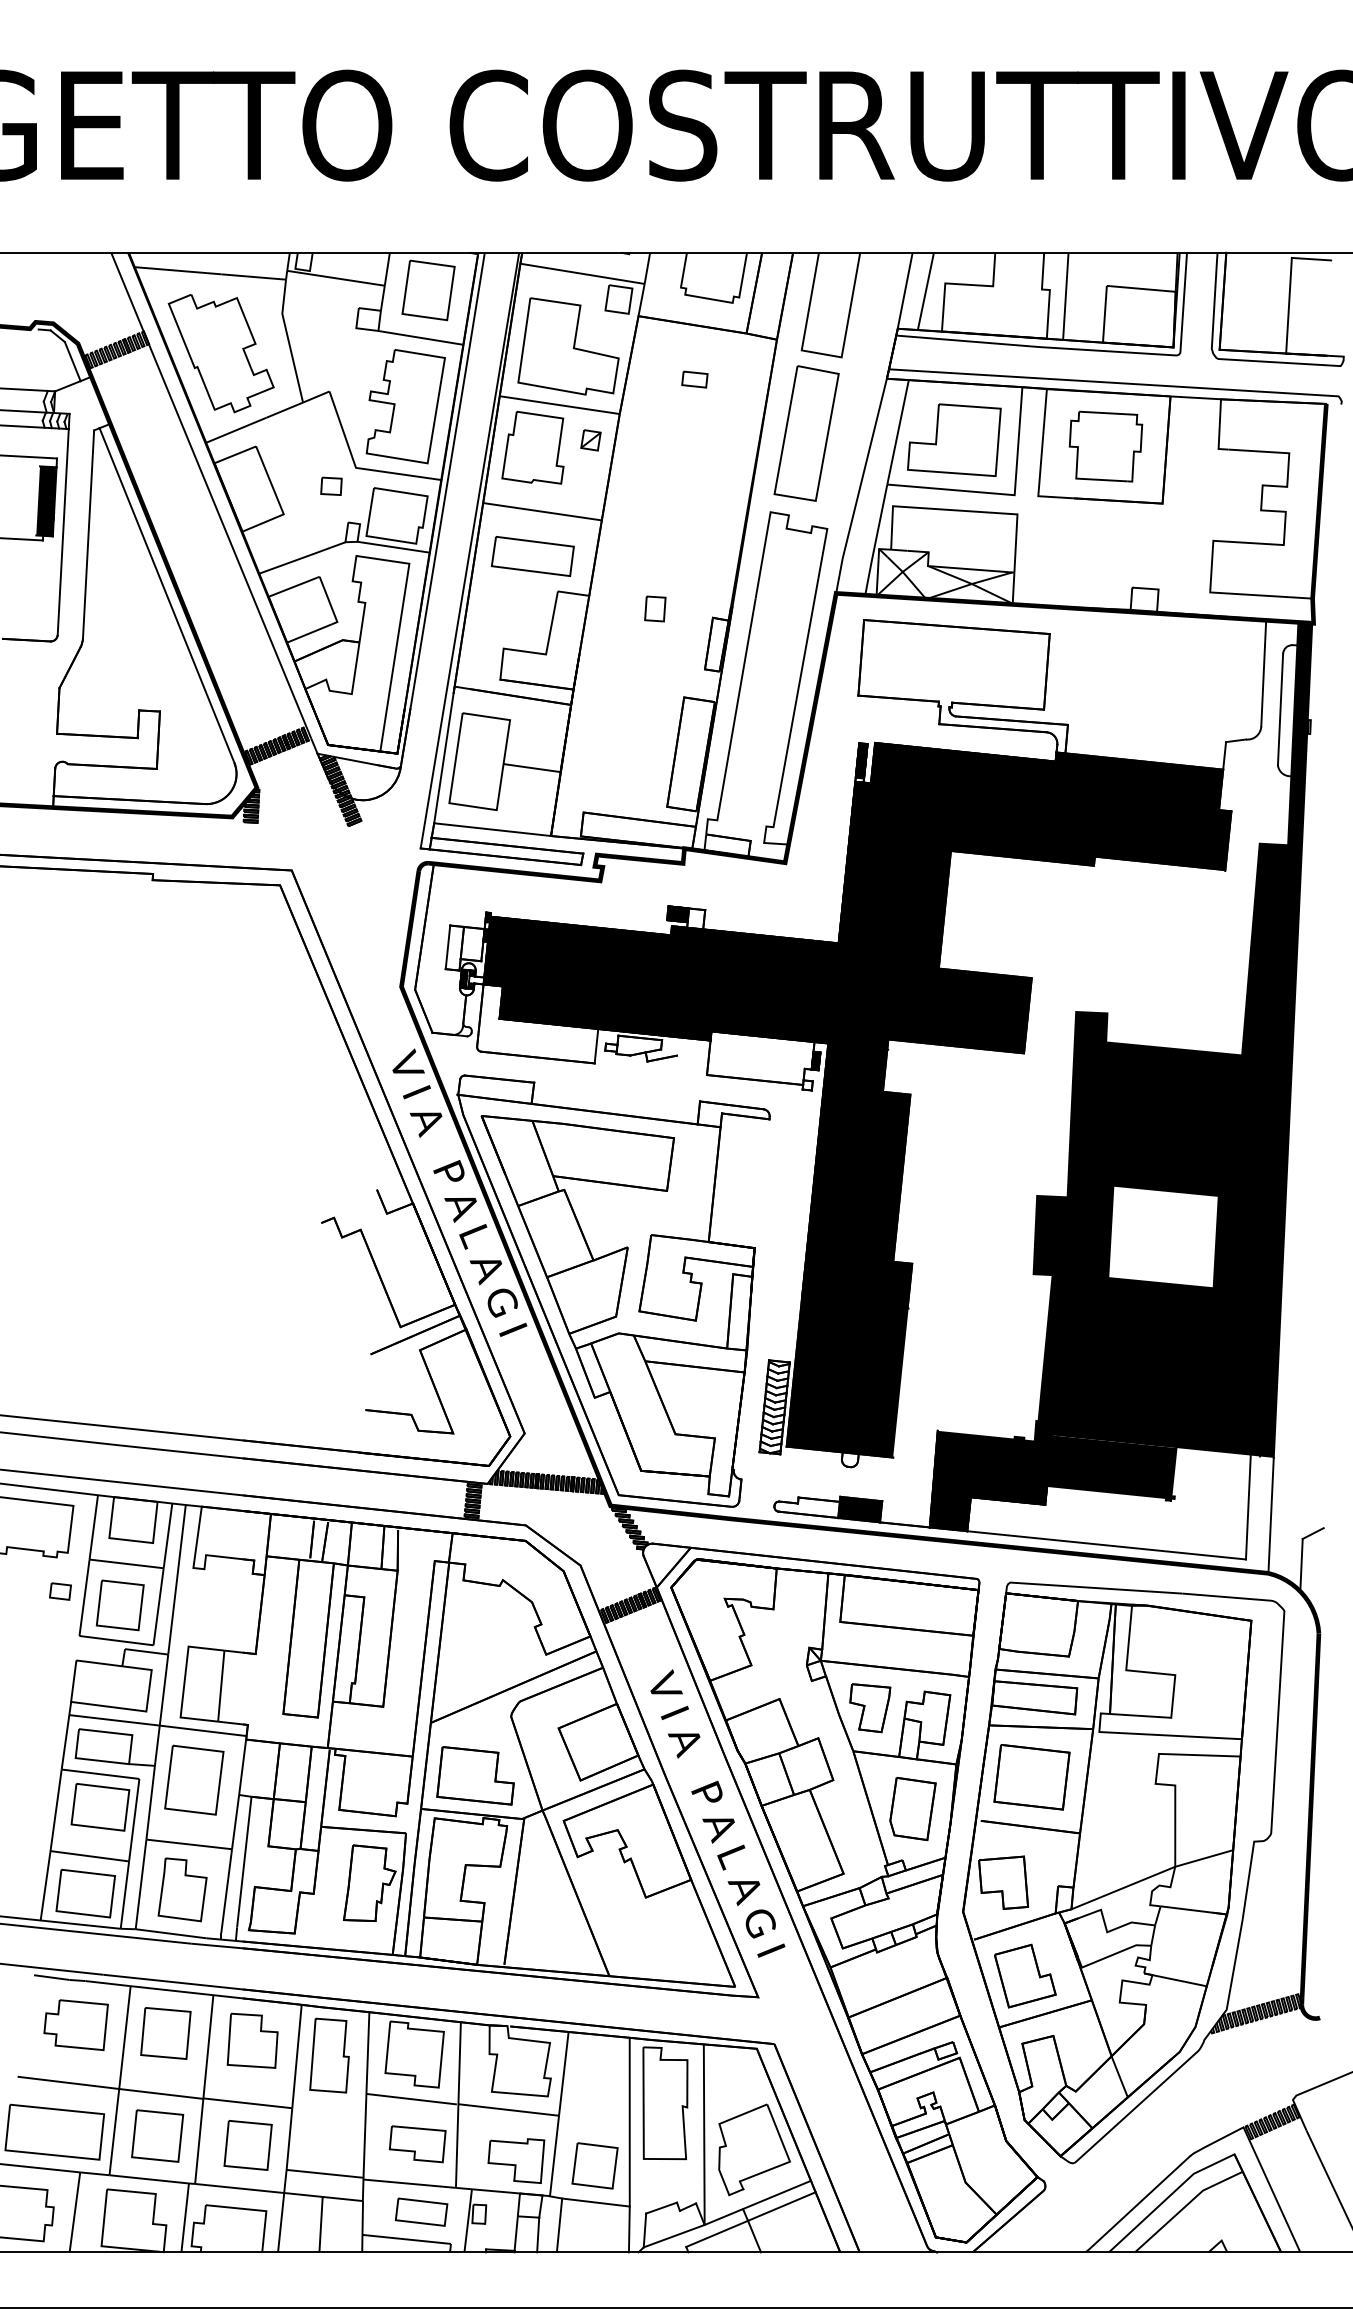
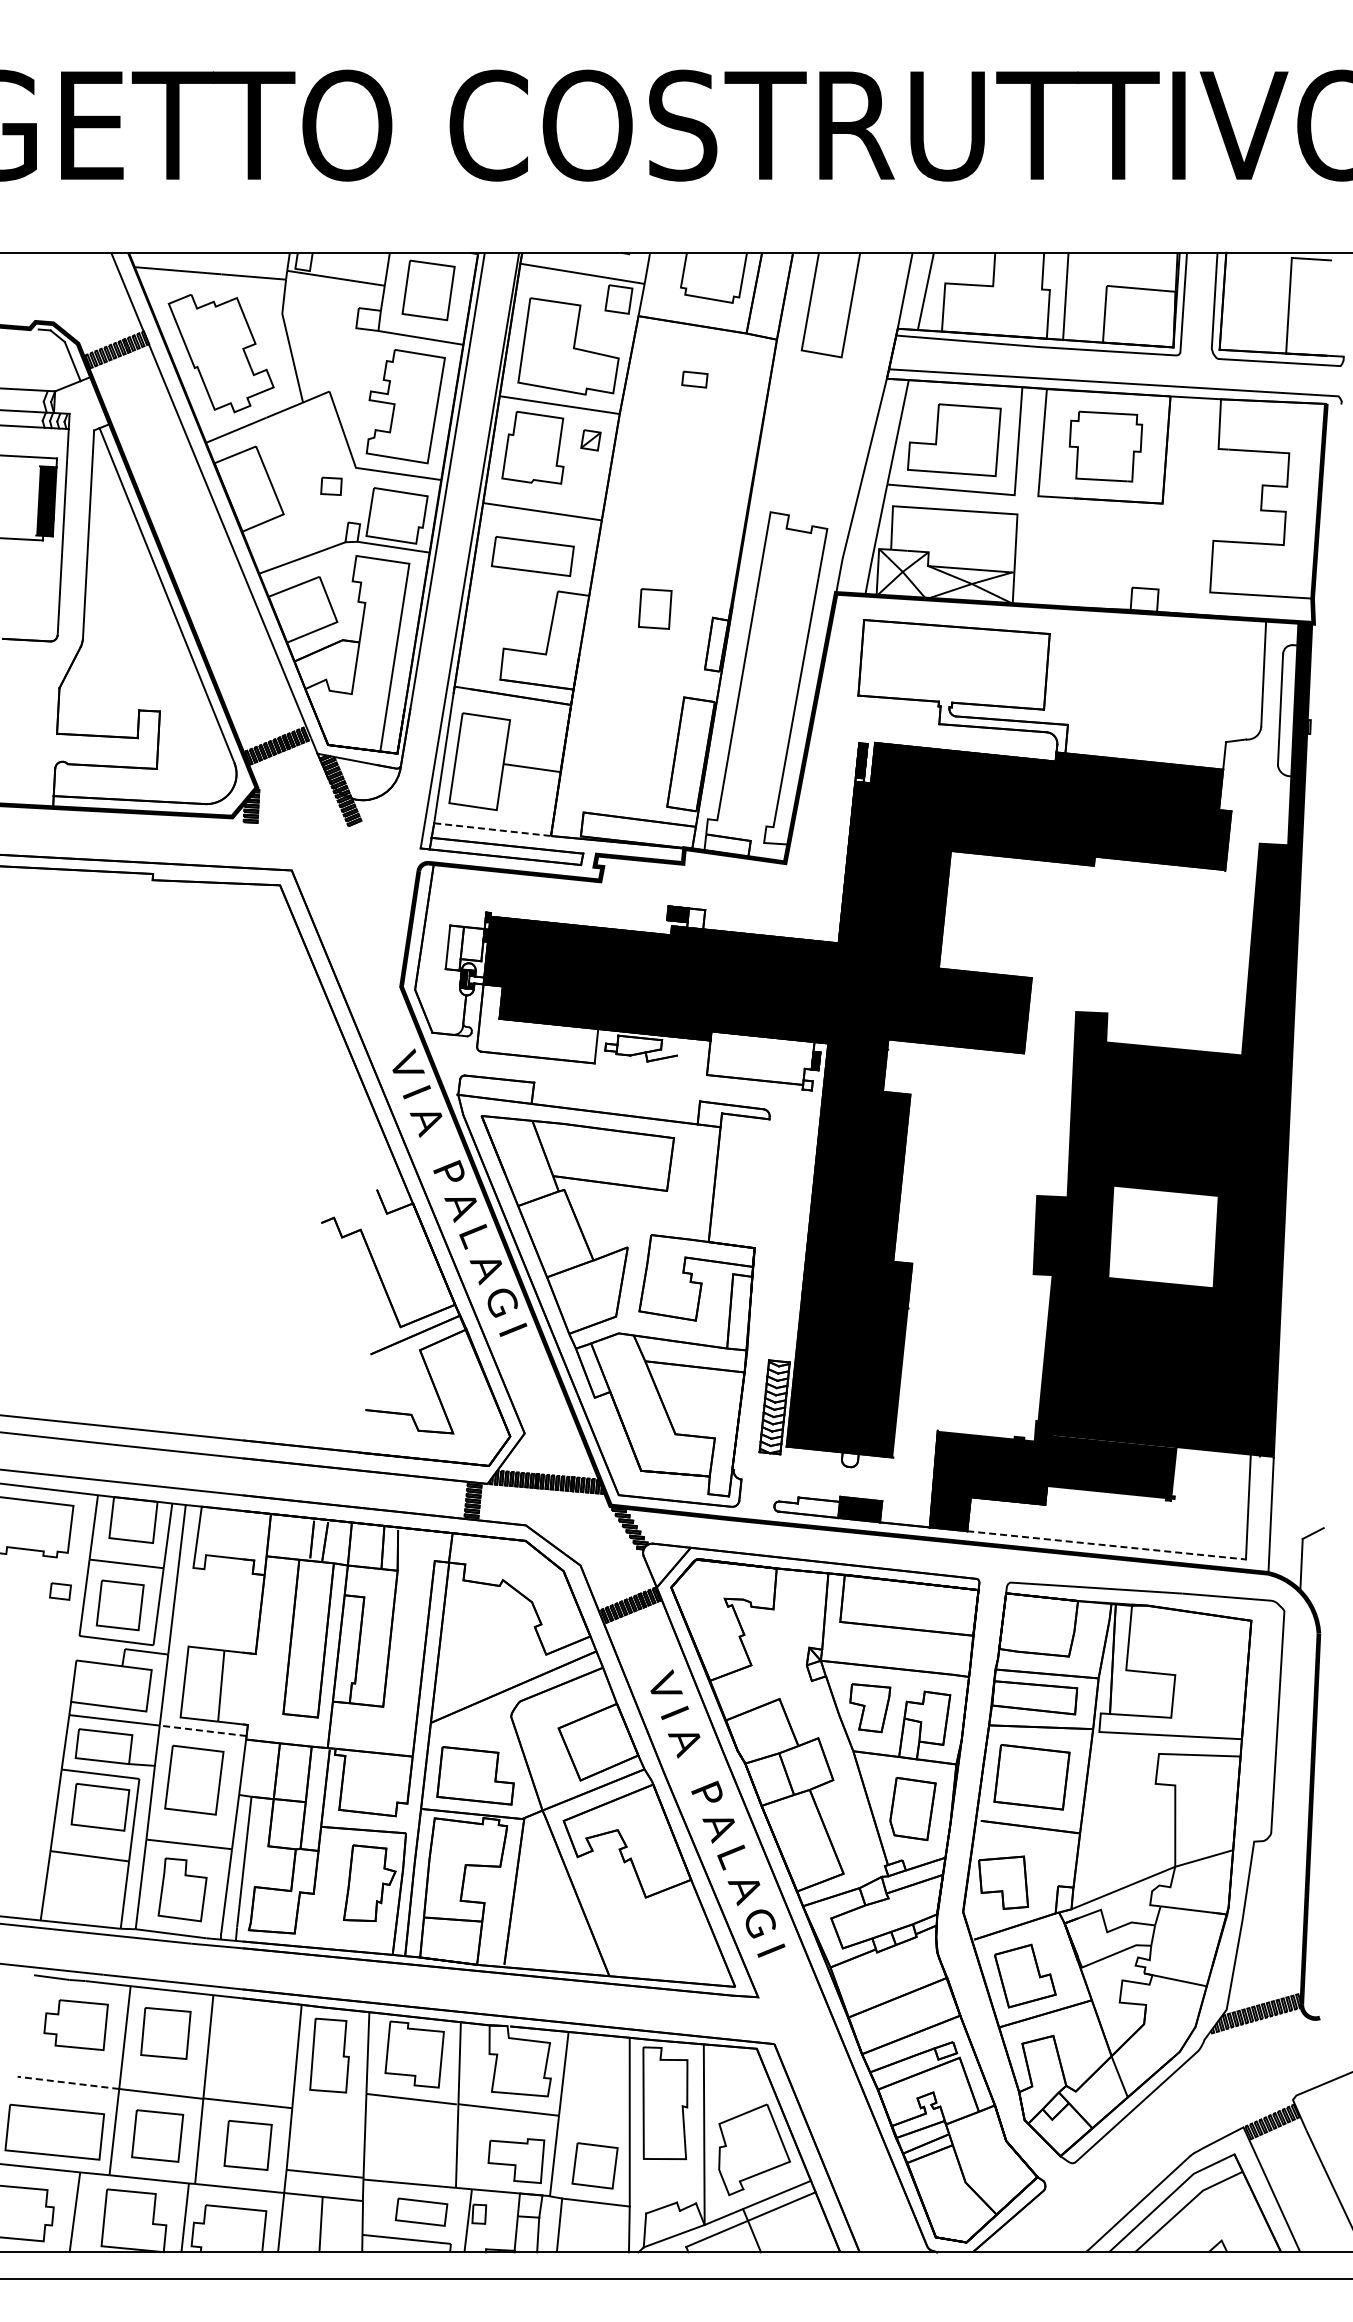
part: present -> none (806, 433)
part size: 23x28 px -> 35x42 px (655, 608)
line: solid -> dashed (492, 829)
line: solid -> dashed (1107, 1545)
line: solid -> dashed (203, 1730)
part: present -> none (85, 1893)
part: present -> none (252, 2040)
line: solid -> dashed (67, 2082)
part: present -> none (417, 2144)
line position: (675, 2307) -> (675, 2278) (675, 2278)
